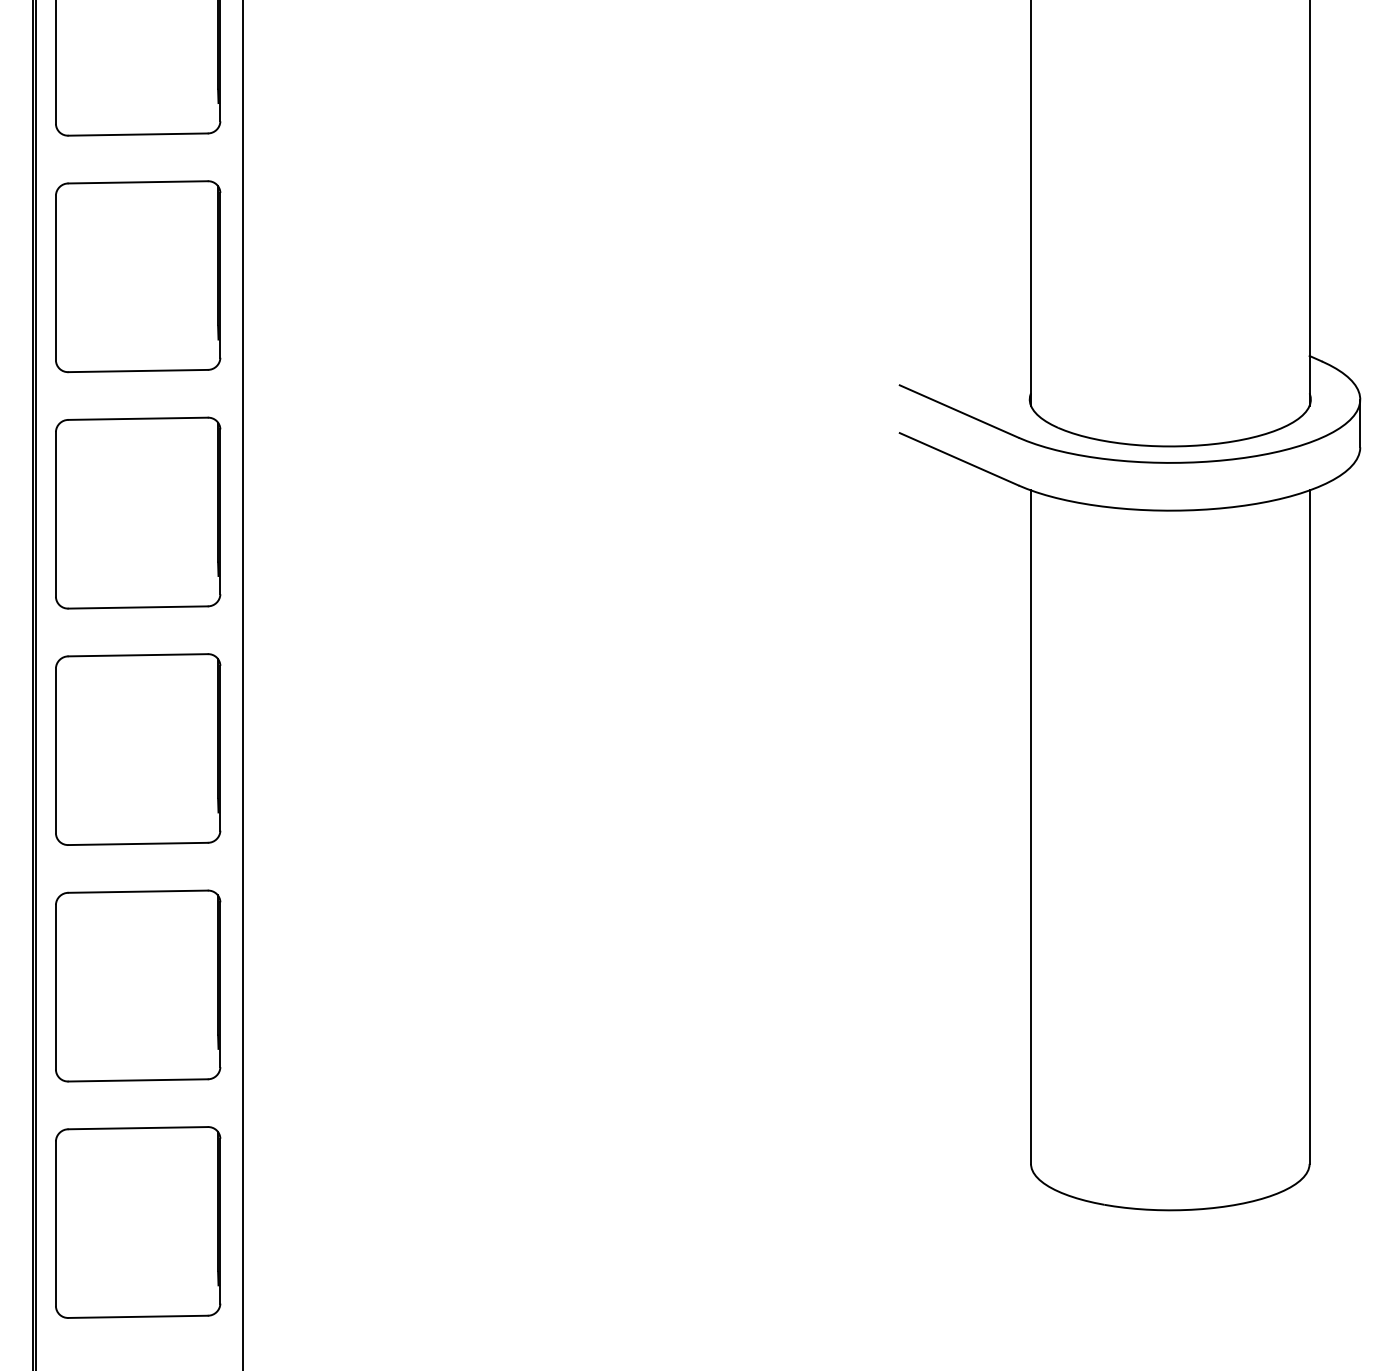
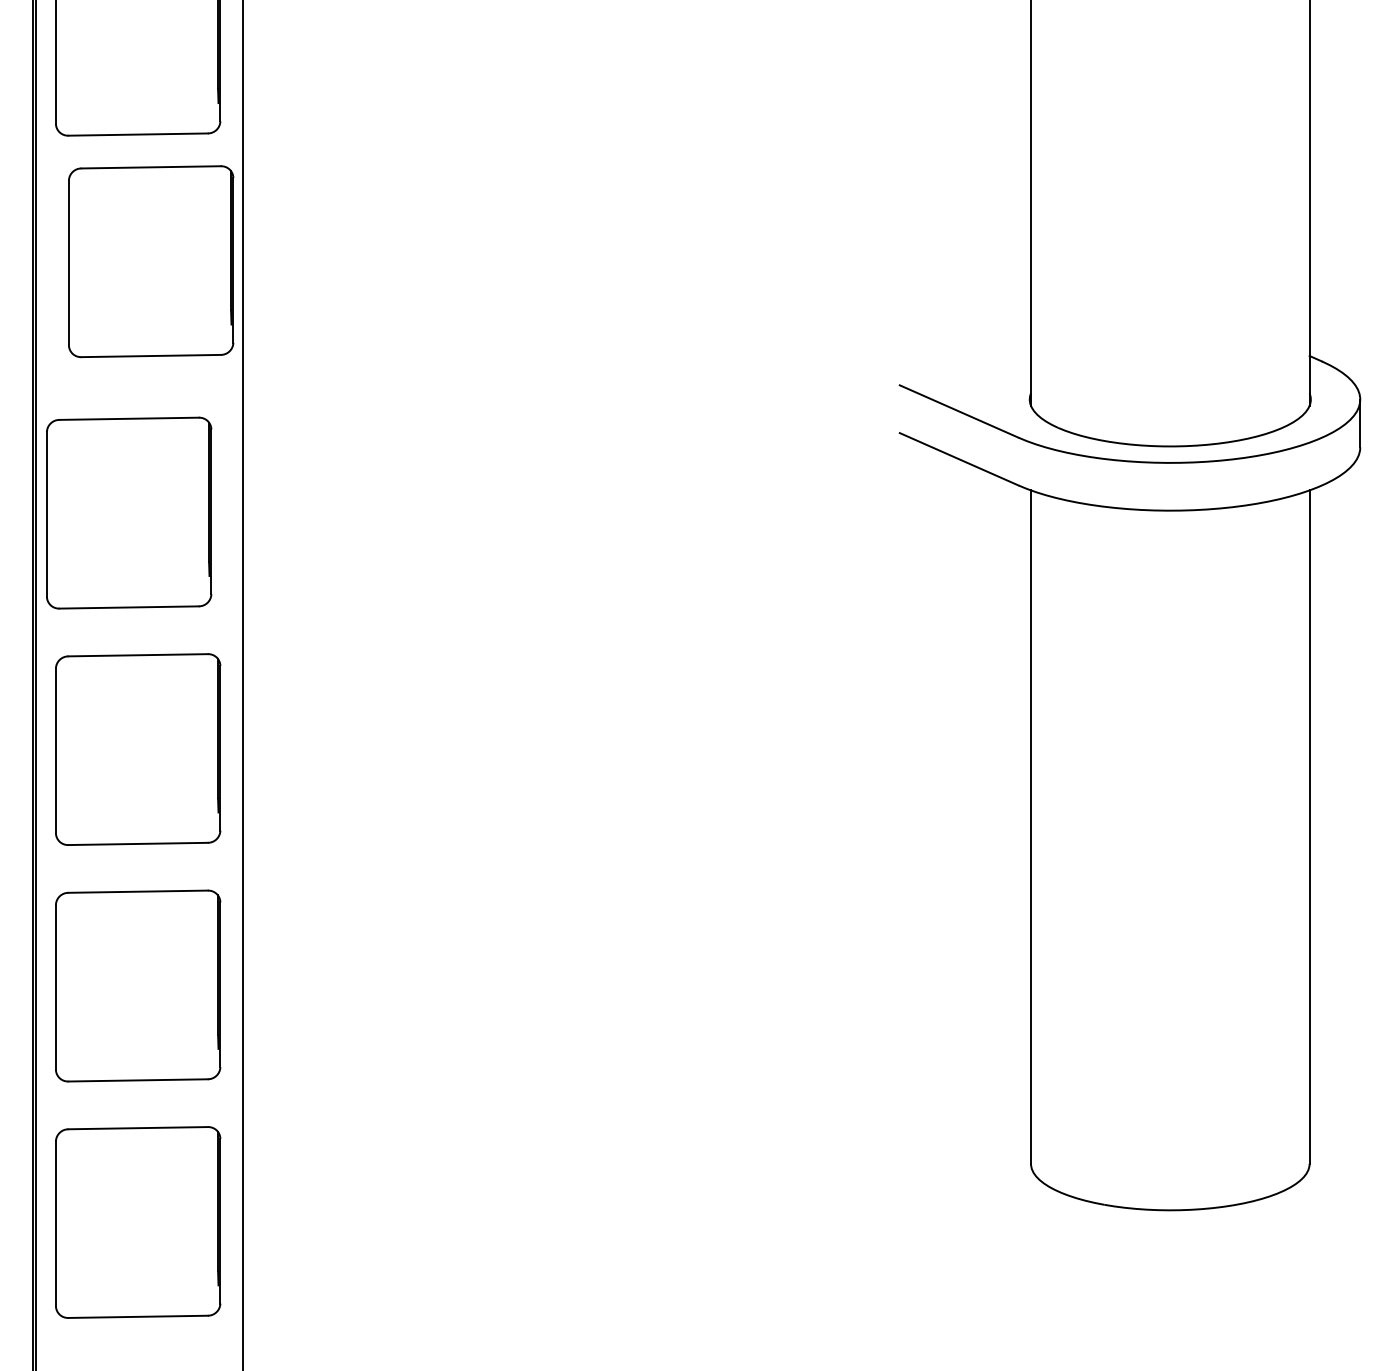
part position: (138, 276) -> (151, 261) (151, 261)
part position: (138, 512) -> (129, 512) (129, 512)
